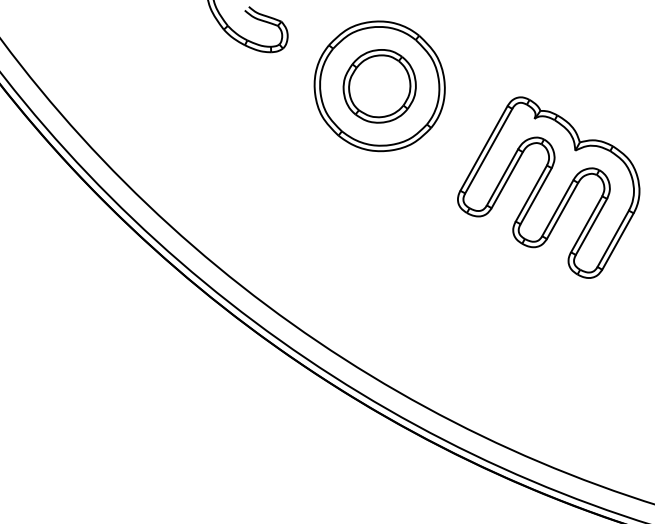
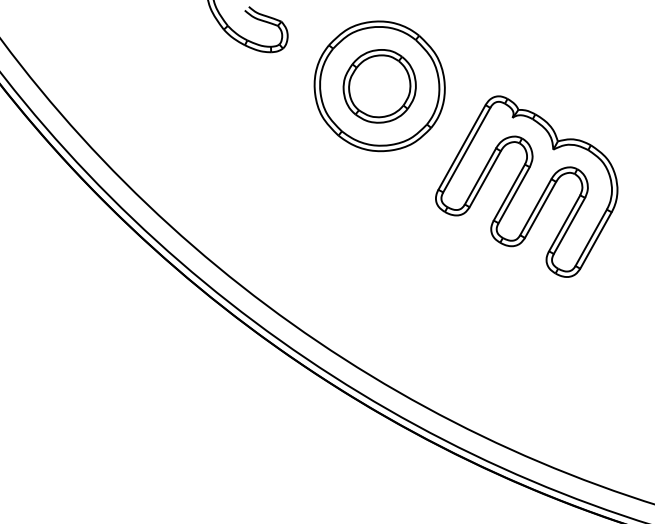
part position: (548, 187) -> (526, 186) (526, 186)
